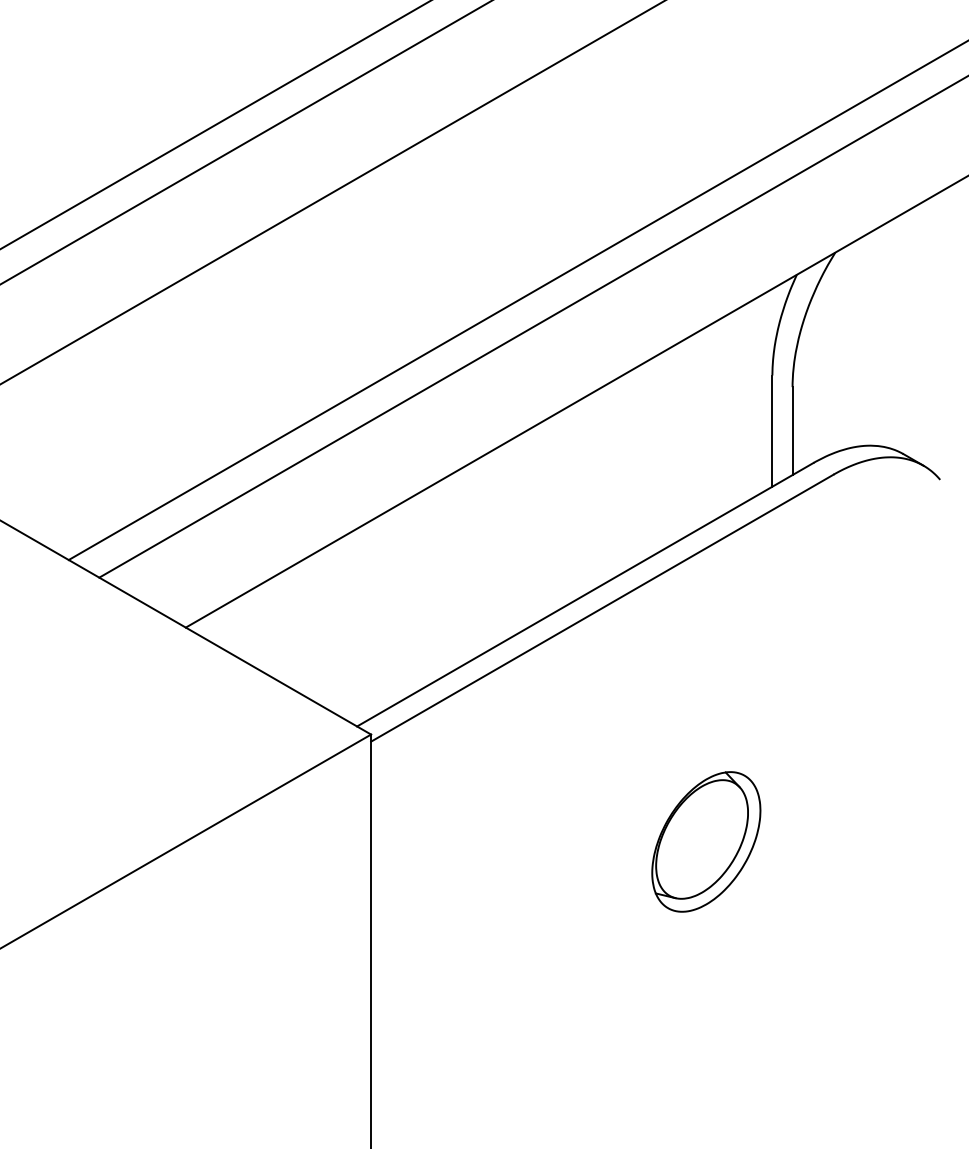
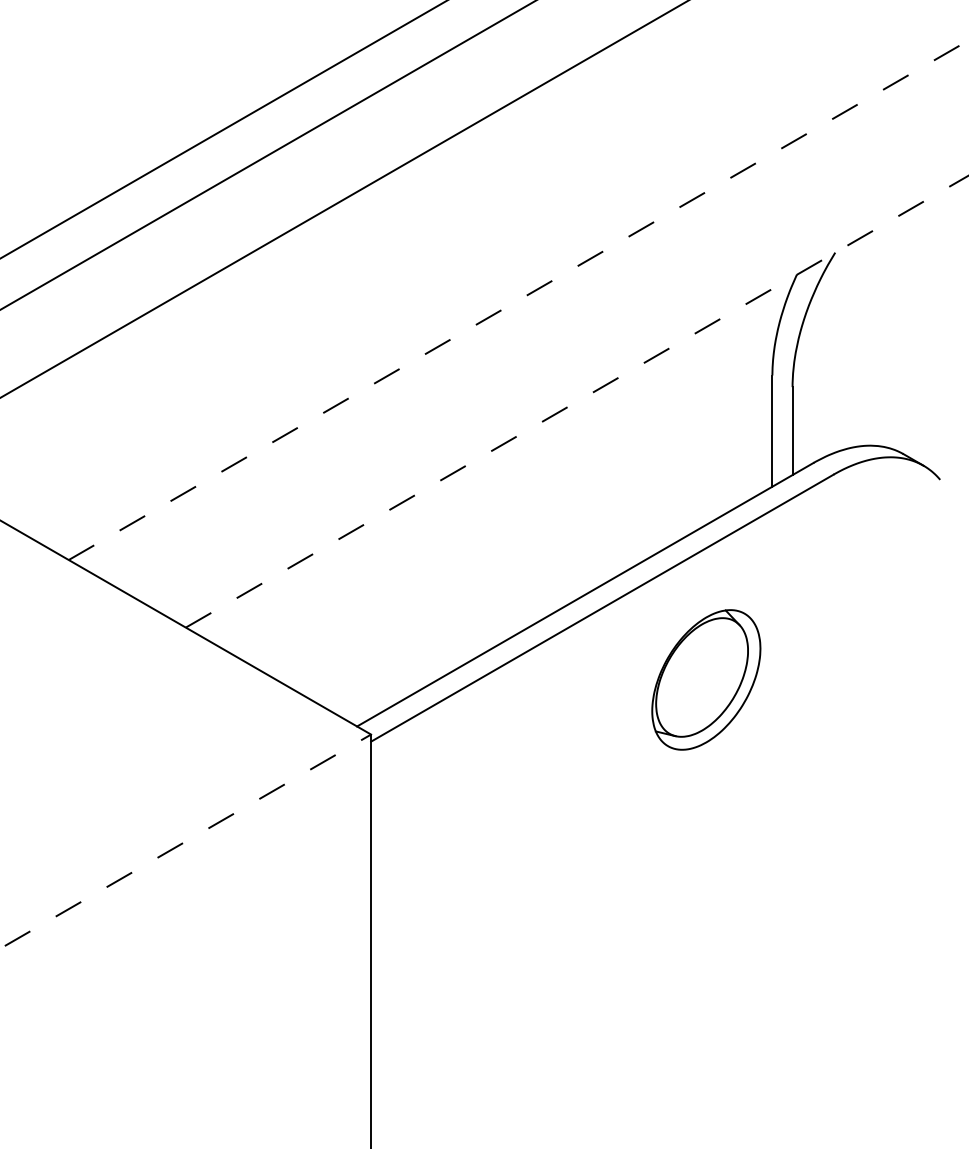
line position: (214, 124) -> (223, 129) (223, 129)
line position: (245, 142) -> (267, 155) (267, 155)
line position: (332, 192) -> (343, 199) (343, 199)
line: solid -> dashed (519, 300)
line: present -> none (532, 327)
line: solid -> dashed (577, 401)
line: solid -> dashed (185, 841)
part position: (706, 841) -> (706, 679) (706, 679)
